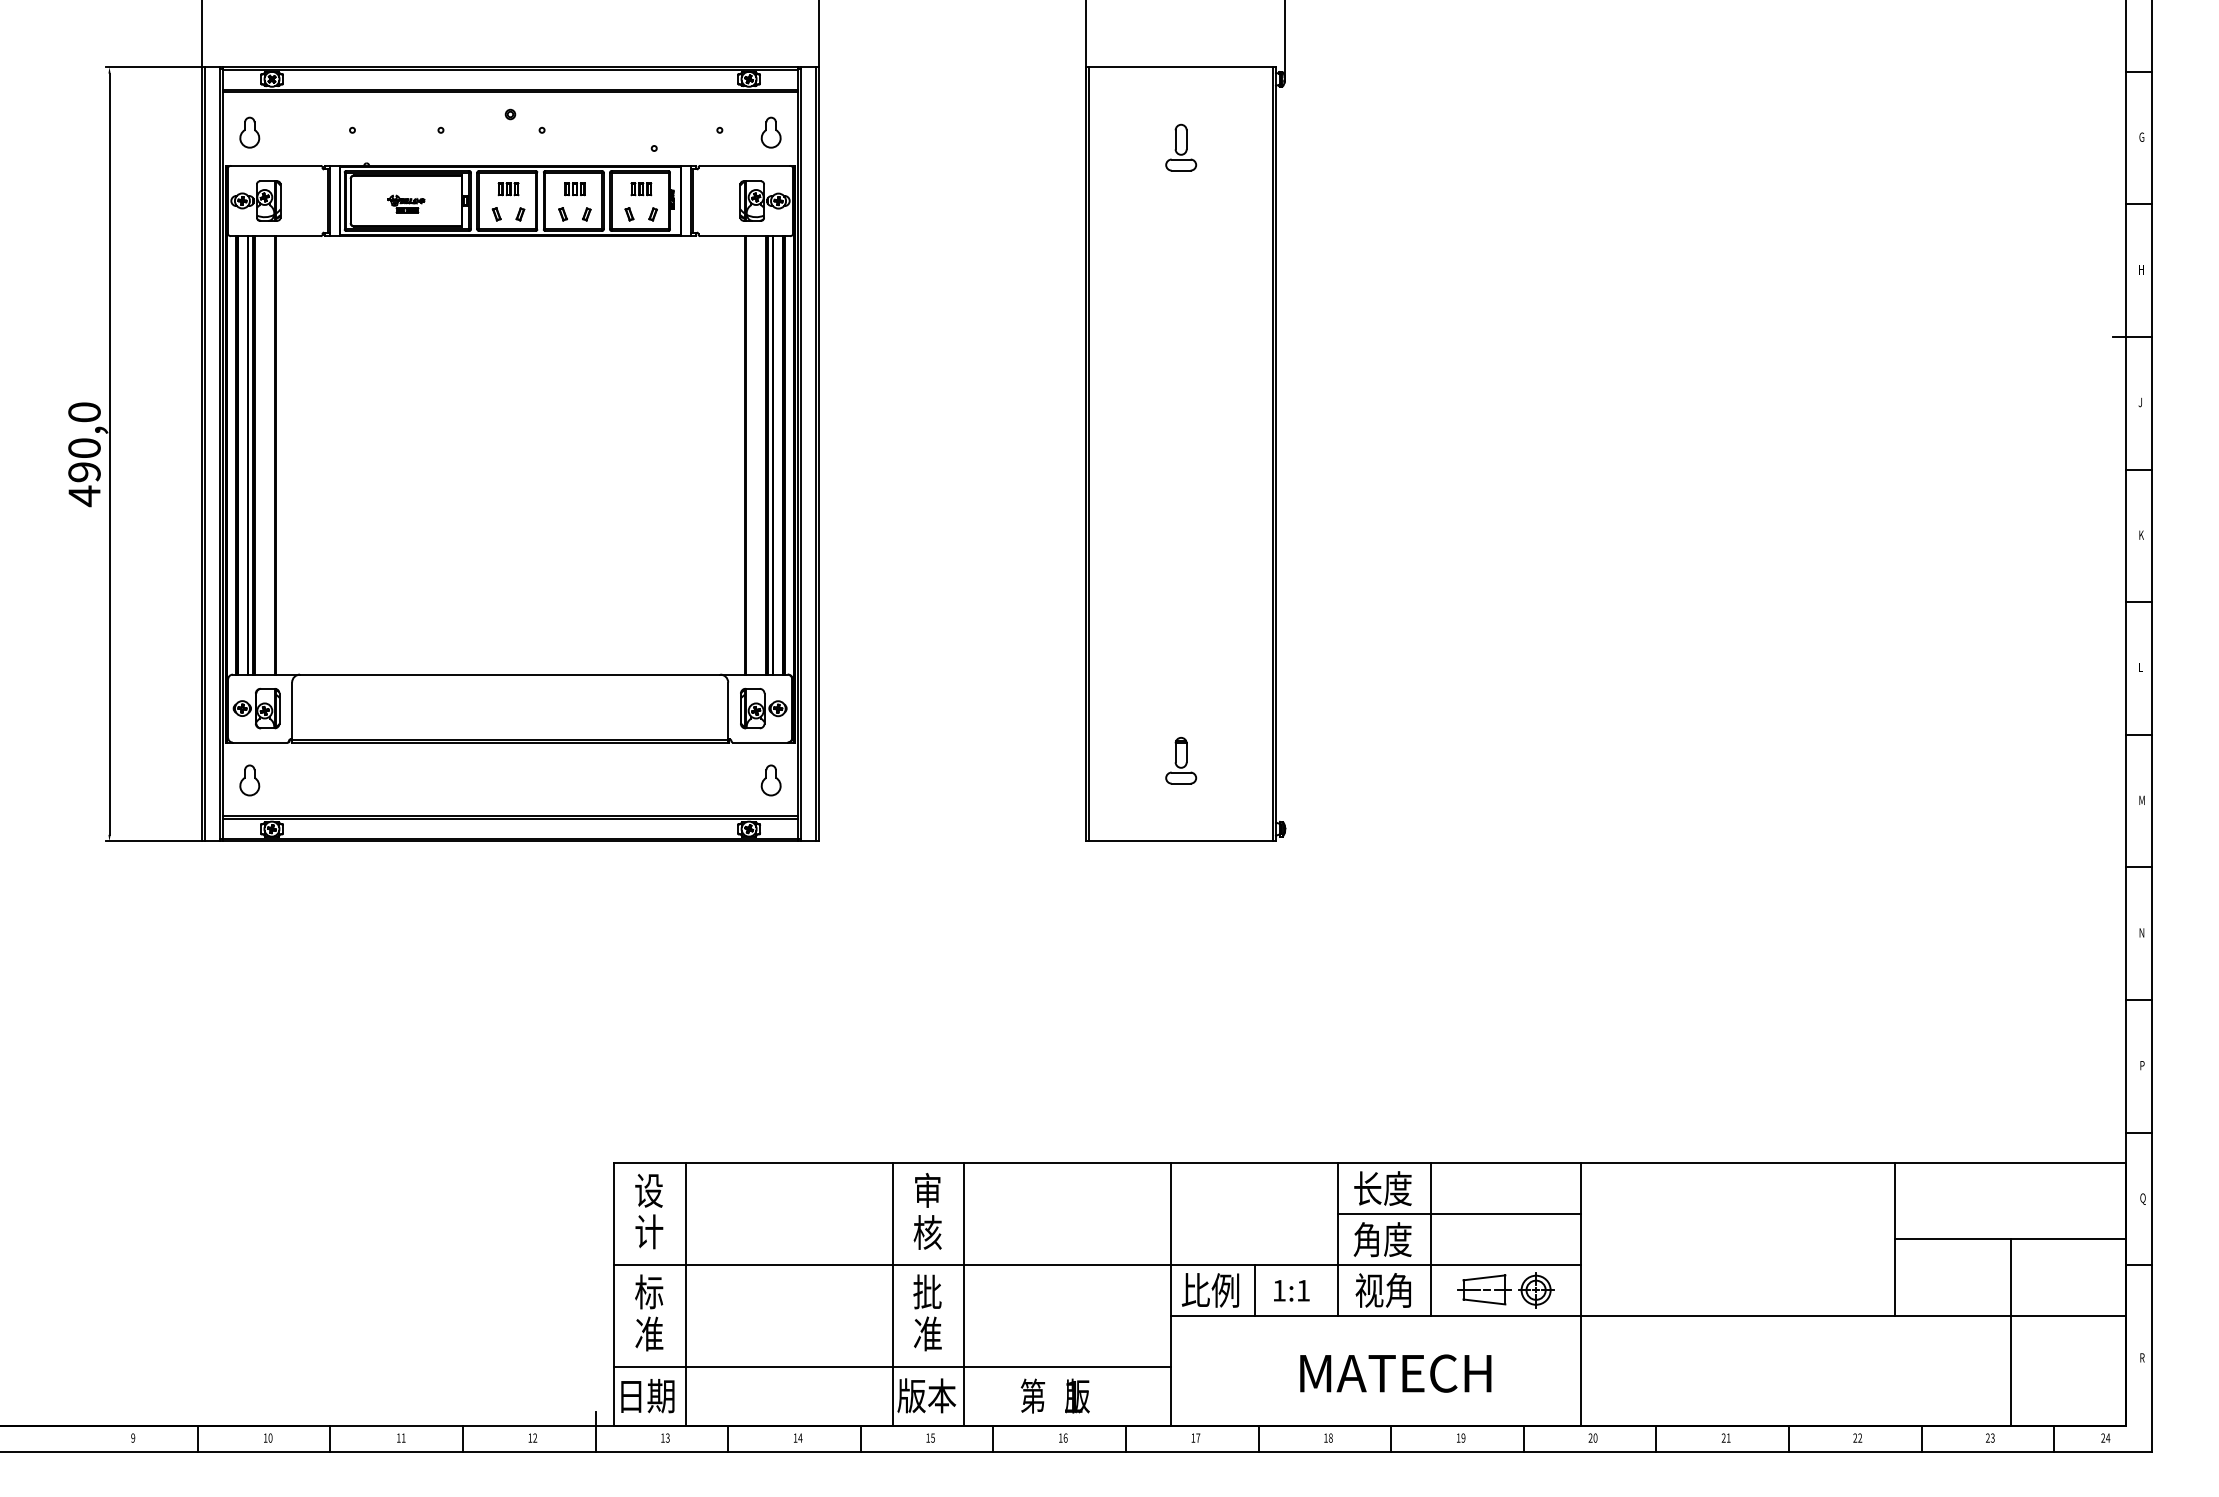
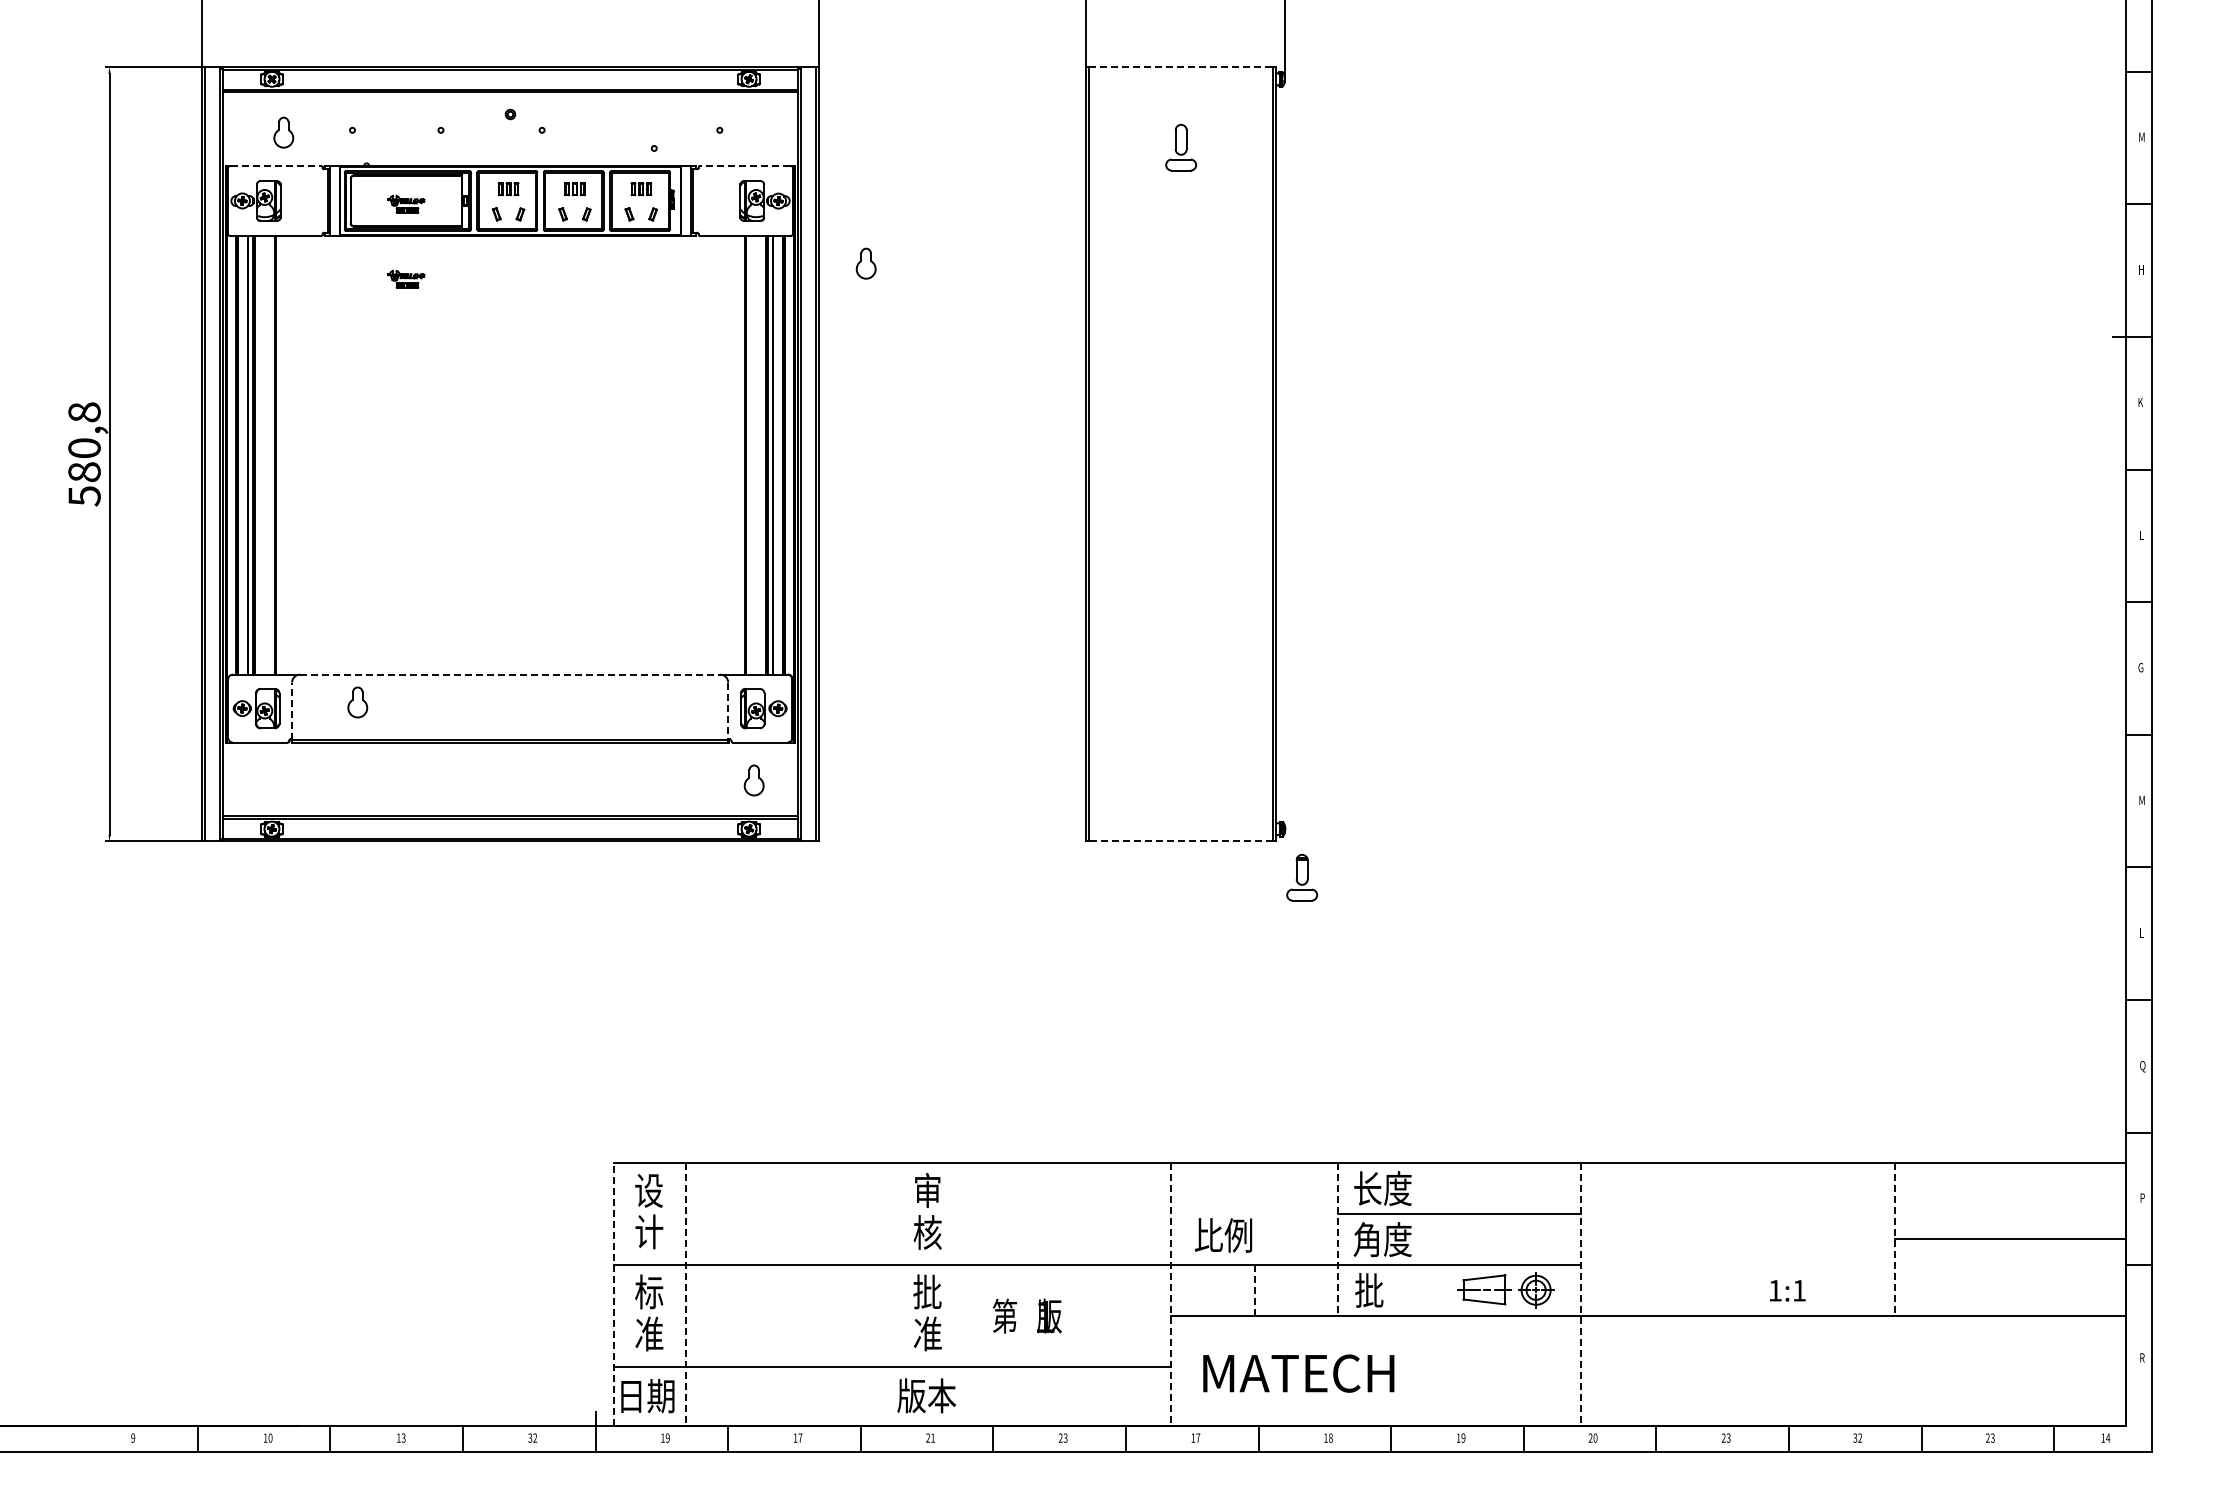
line: solid -> dashed (1181, 67)
part position: (249, 132) -> (283, 132) (283, 132)
part position: (770, 132) -> (865, 263) (865, 263)
text: G -> M (2141, 136)
line: solid -> dashed (276, 165)
line: solid -> dashed (744, 165)
part: none -> present (406, 278)
text: J -> K (2140, 402)
text: 490,0 -> 580,8 (84, 454)
text: K -> L (2141, 534)
text: L -> G (2140, 667)
line: solid -> dashed (510, 674)
line: solid -> dashed (292, 711)
line: solid -> dashed (728, 711)
part position: (1181, 760) -> (1302, 877) (1302, 877)
part position: (249, 780) -> (357, 702) (357, 702)
part position: (770, 780) -> (753, 780) (753, 780)
line: solid -> dashed (1180, 841)
text: N -> L (2141, 932)
text: P -> Q (2142, 1066)
text: Q -> P (2142, 1198)
line: solid -> dashed (1338, 1239)
line: present -> none (1431, 1239)
line: solid -> dashed (1895, 1239)
text position: (1210, 1290) -> (1223, 1235) (1223, 1235)
line: solid -> dashed (1254, 1290)
text position: (1291, 1290) -> (1787, 1290) (1787, 1290)
text: 视角 -> 批 (1383, 1290)
line: solid -> dashed (614, 1293)
line: solid -> dashed (685, 1294)
line: present -> none (892, 1294)
line: present -> none (964, 1294)
line: solid -> dashed (1171, 1294)
line: solid -> dashed (1580, 1294)
line: present -> none (2010, 1332)
text position: (1395, 1373) -> (1298, 1373) (1298, 1373)
text position: (1054, 1395) -> (1026, 1315) (1026, 1315)
text: 11 -> 13 (403, 1437)
text: 12 -> 32 (530, 1437)
text: 14 -> 17 (800, 1437)
text: 15 -> 21 (930, 1437)
text: 16 -> 23 (1062, 1437)
text: 21 -> 23 (1728, 1437)
text: 24 -> 14 (2103, 1437)
text: 13 -> 19 (667, 1438)
text: 22 -> 32 (1855, 1438)
